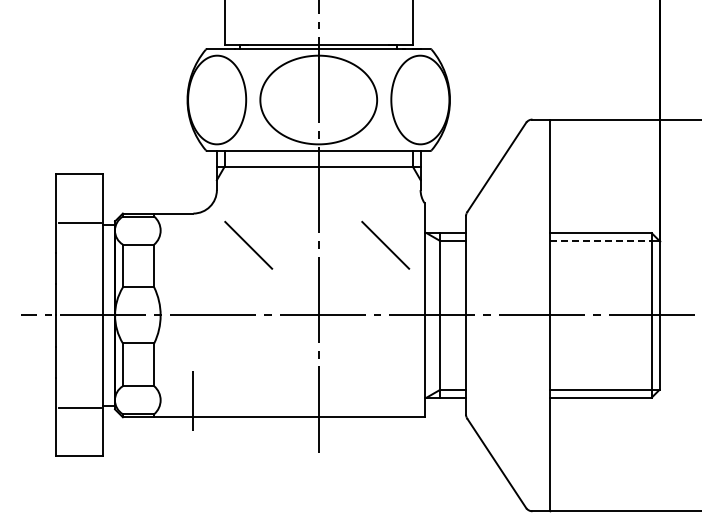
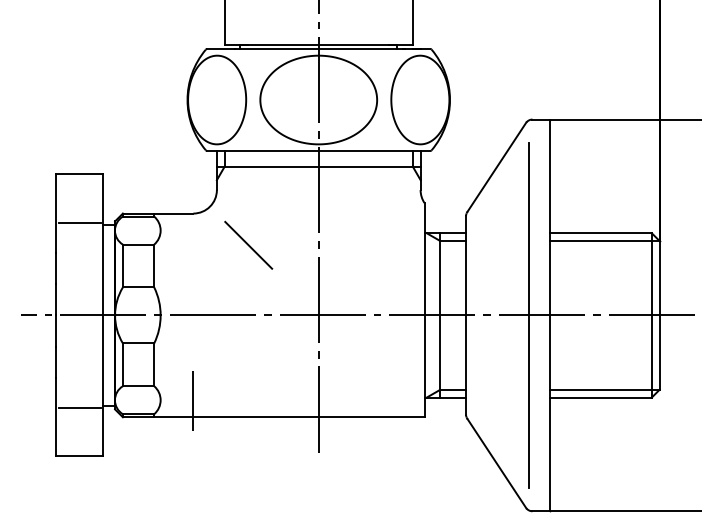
line: dashed -> solid (600, 240)
line: present -> none (385, 244)
line: none -> present (529, 315)
